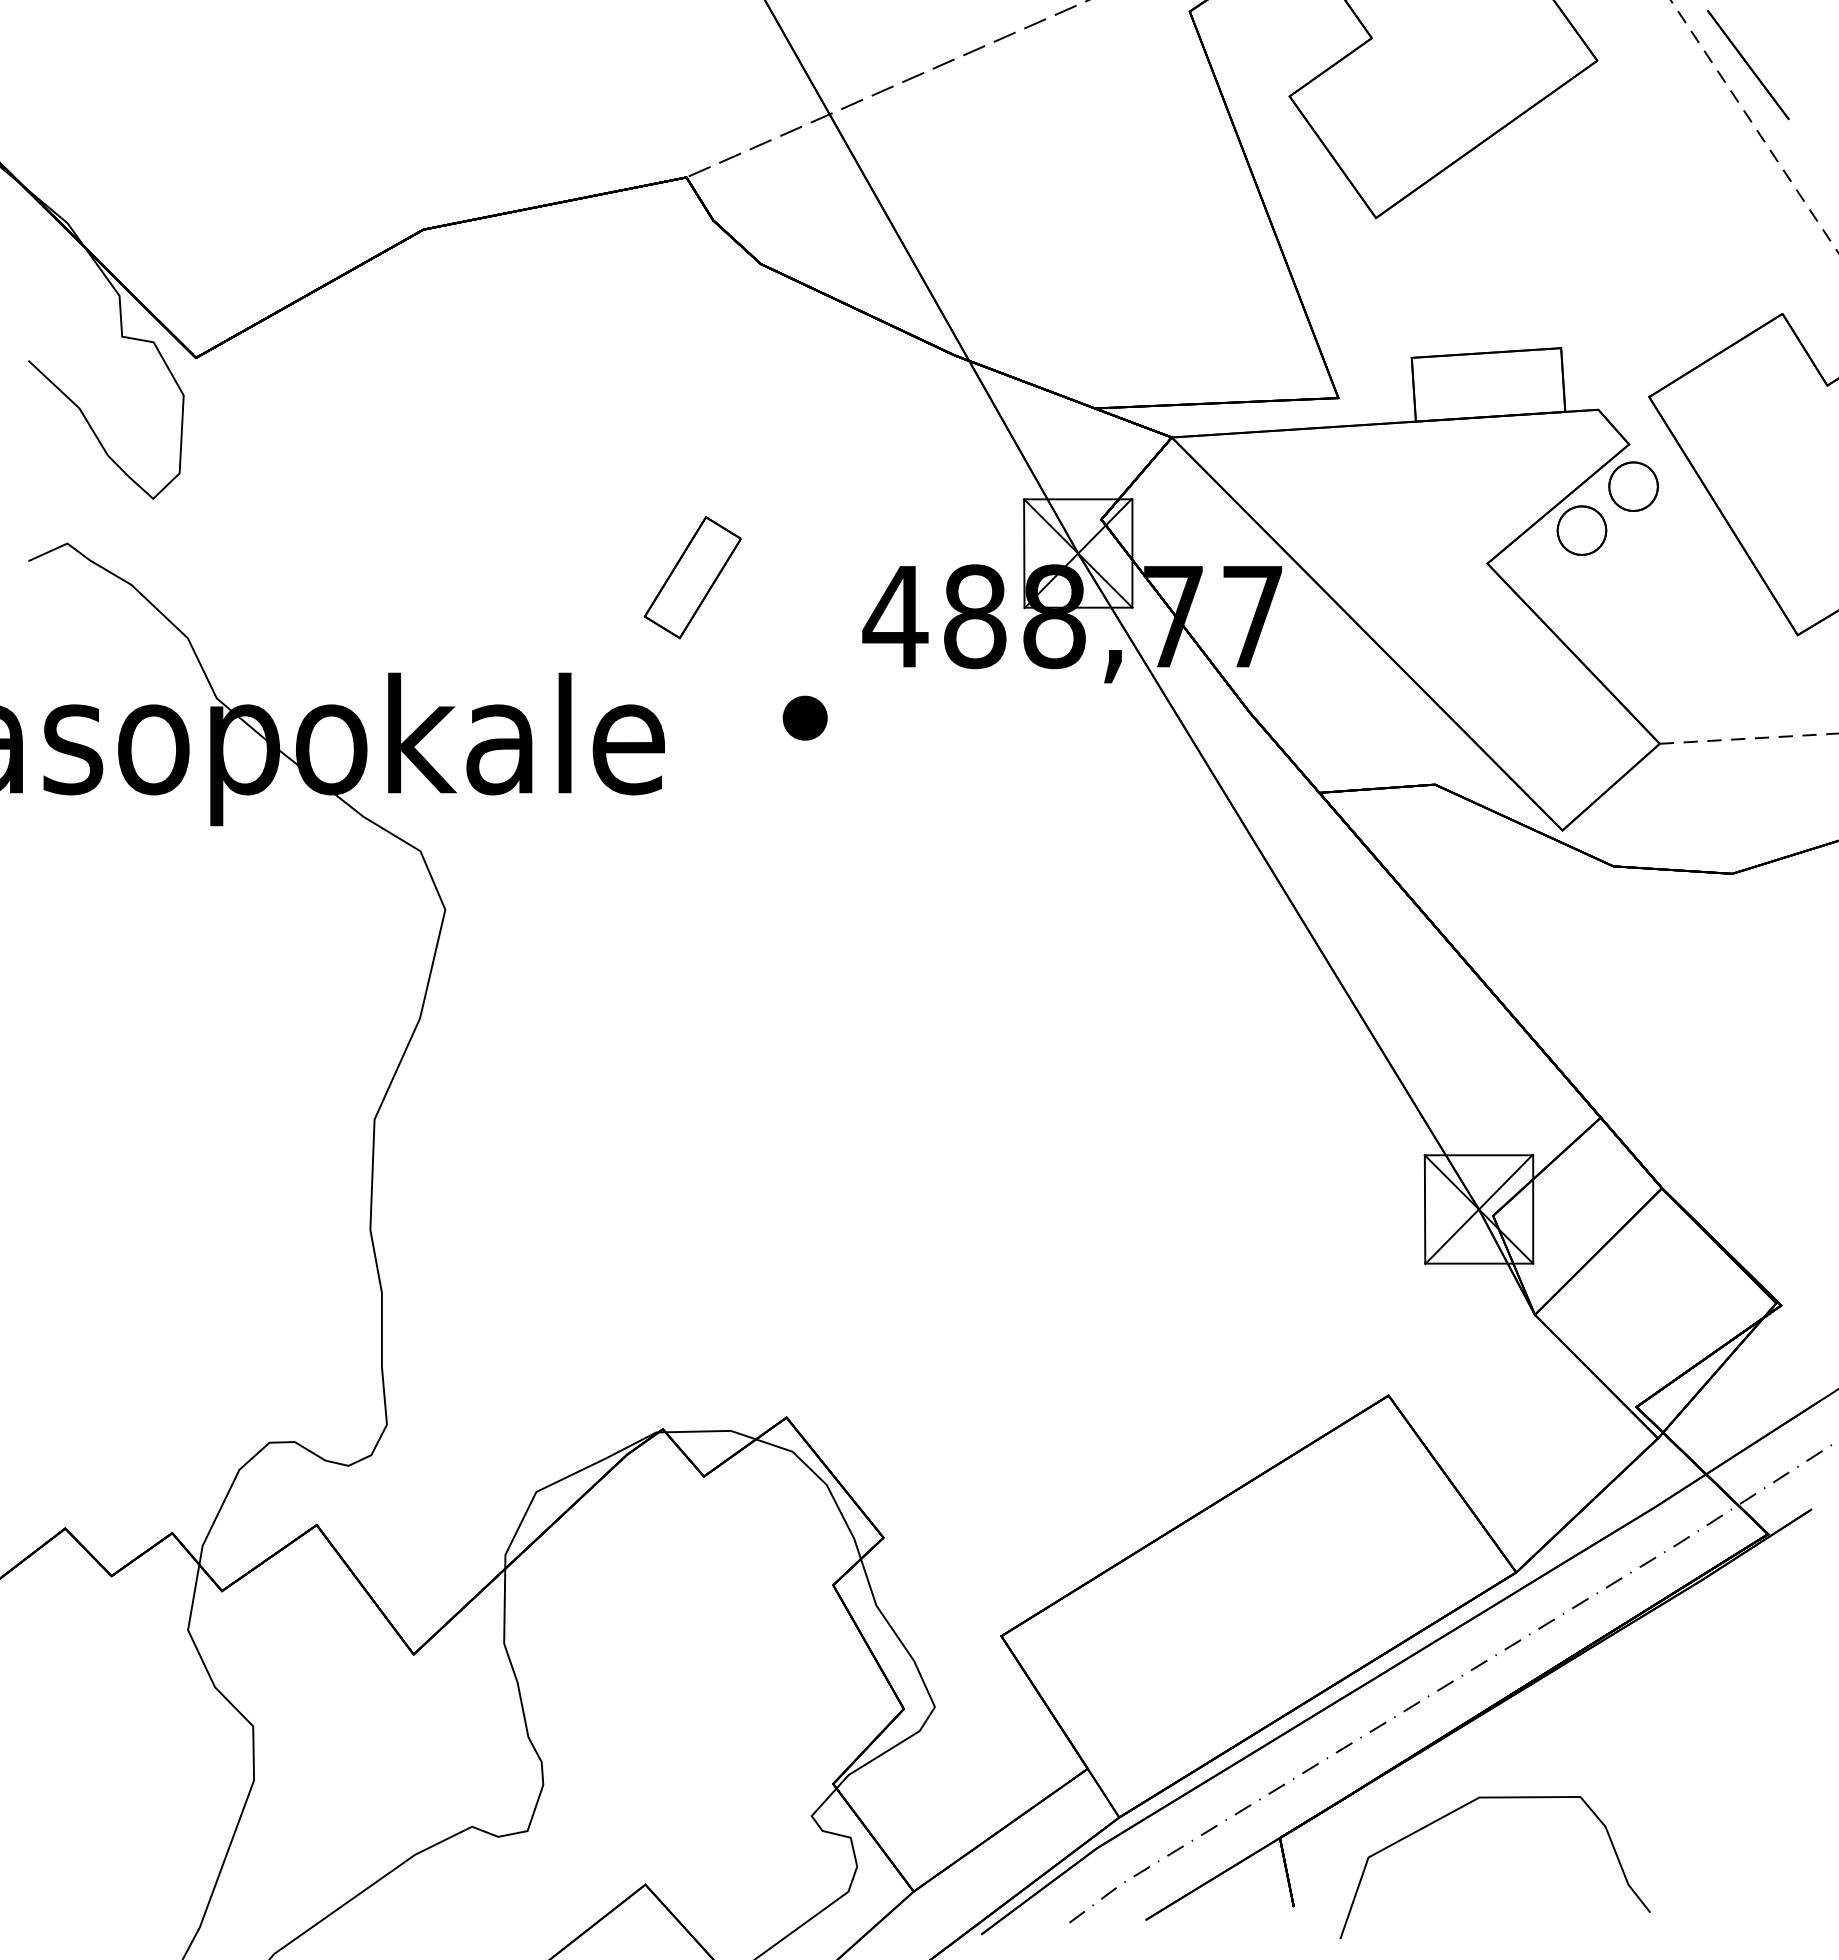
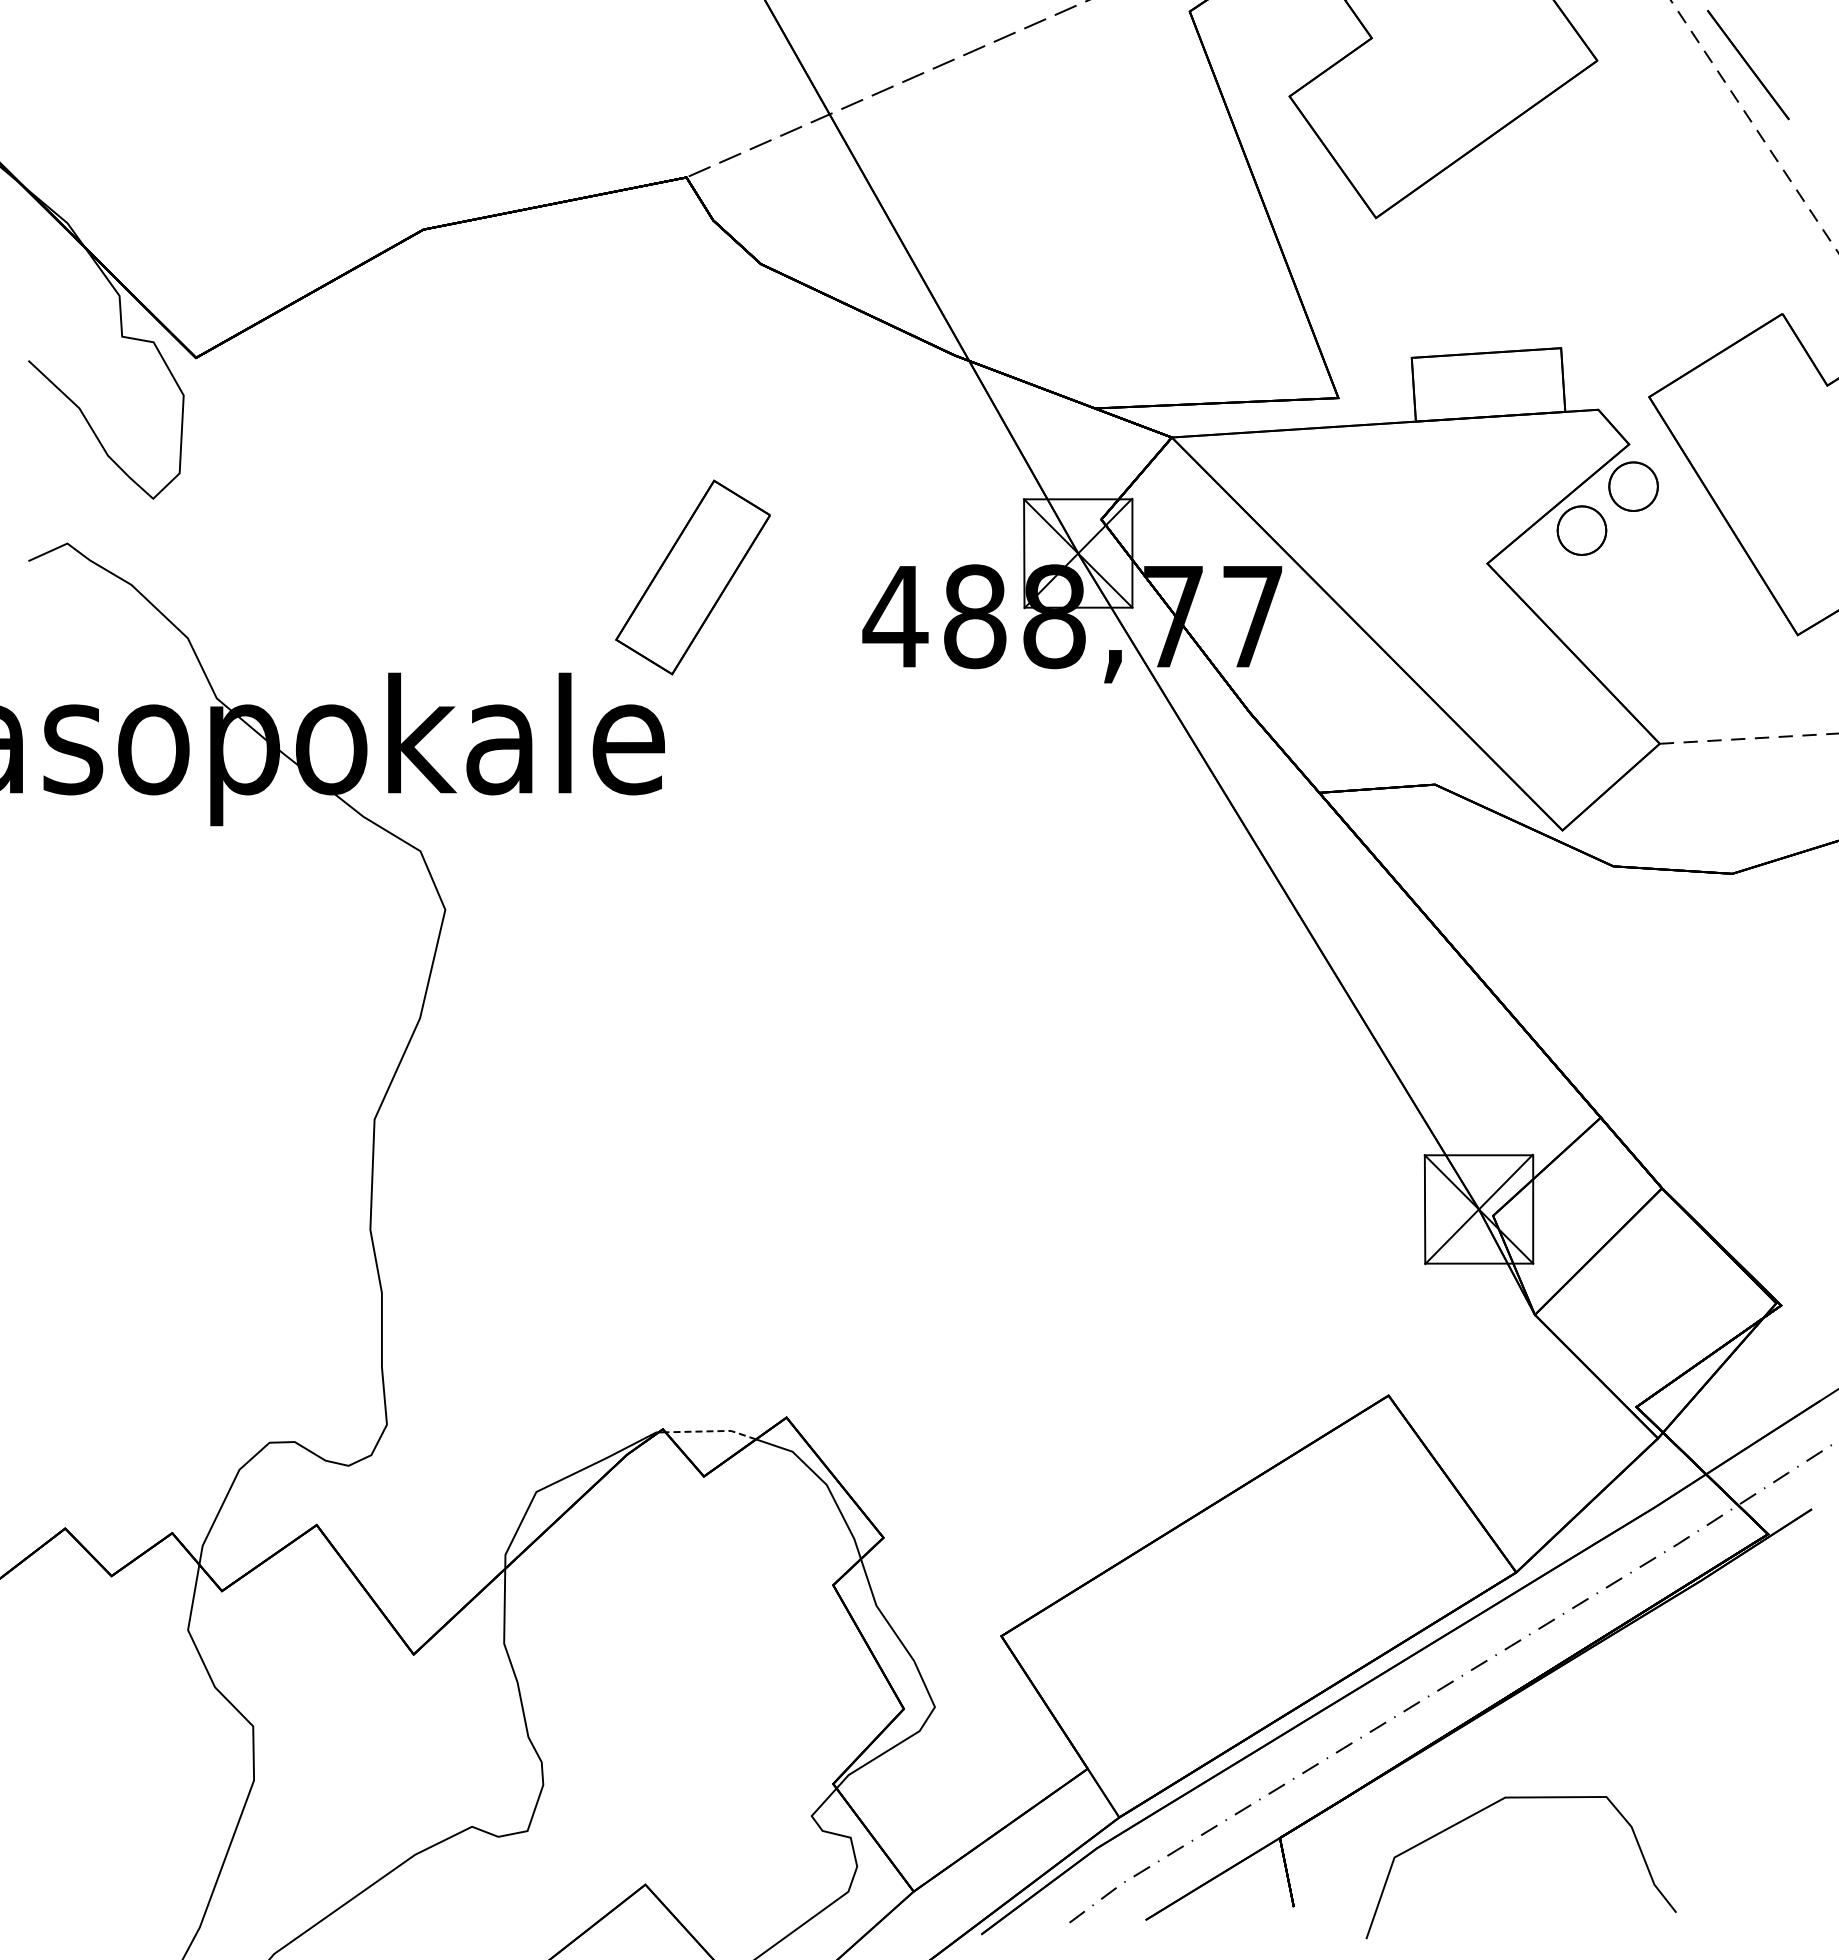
part size: 99x124 px -> 156x197 px (692, 577)
part: present -> none (804, 717)
line: solid -> dashed (712, 1431)
curve position: (1463, 1807) -> (1489, 1807) (1489, 1807)
